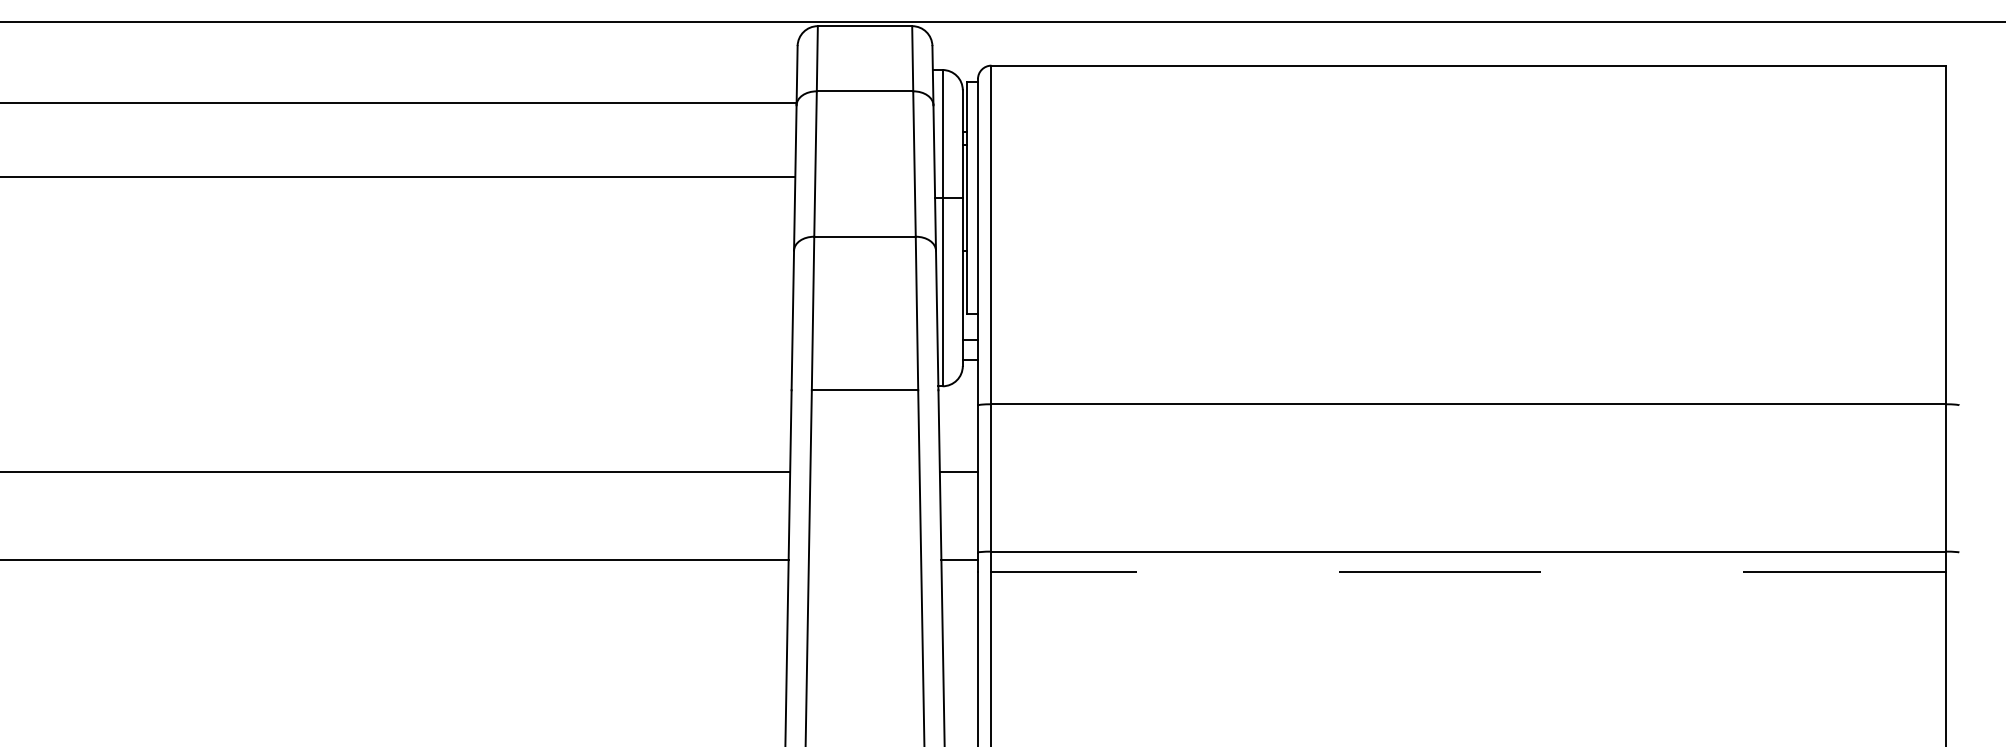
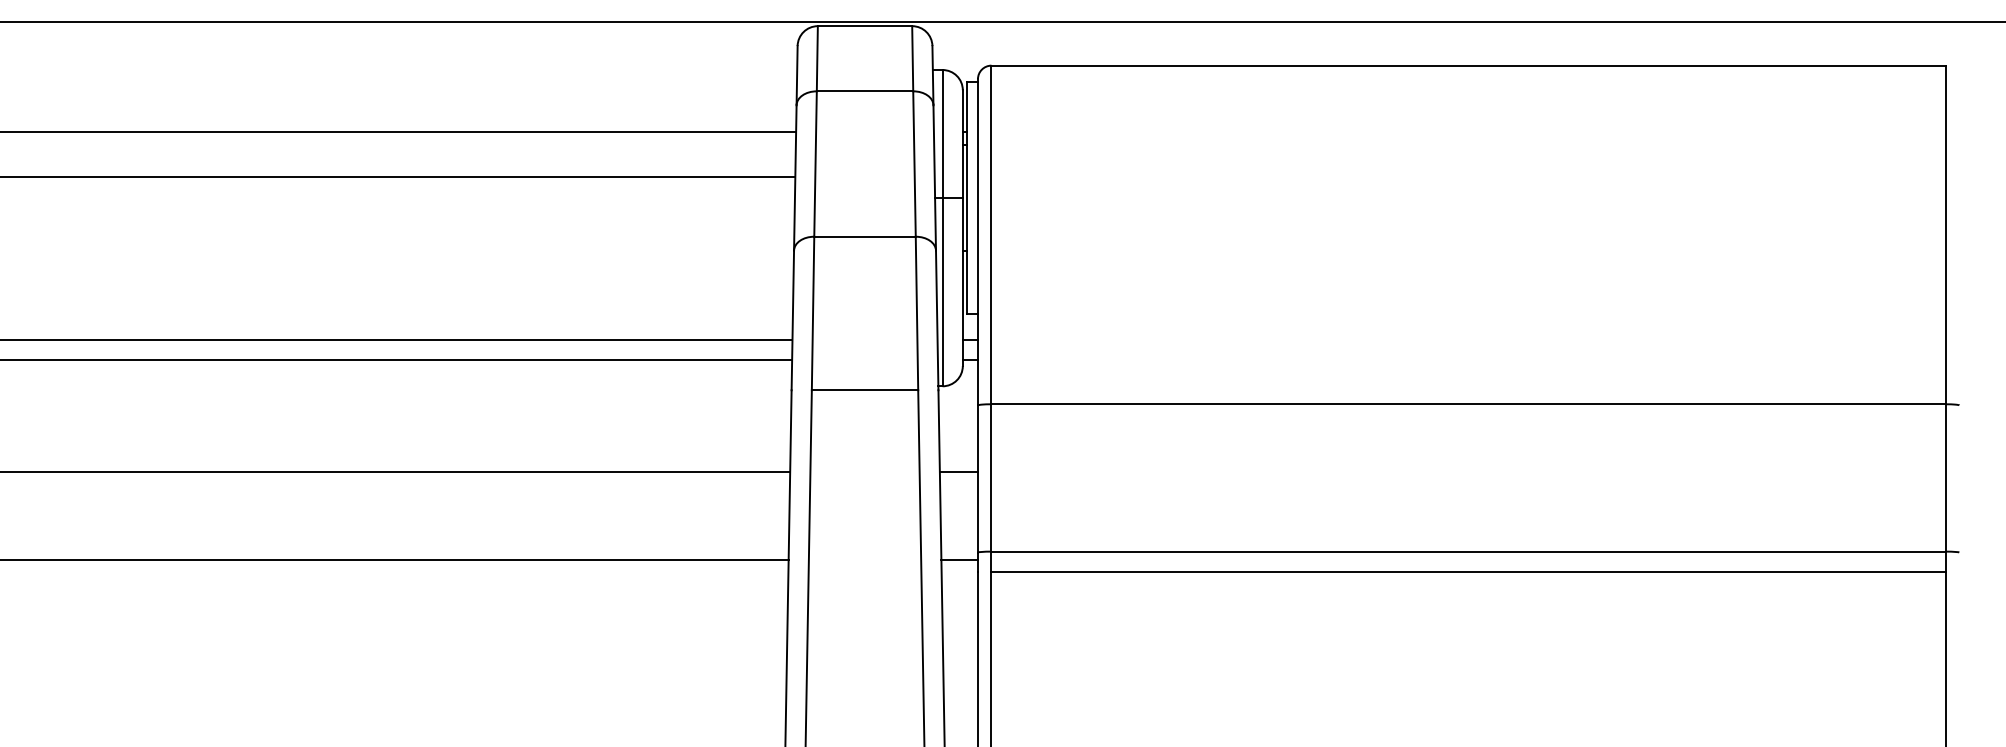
line position: (399, 103) -> (399, 132) (399, 132)
line: none -> present (397, 339)
line: none -> present (397, 359)
line: dashed -> solid (1468, 571)
